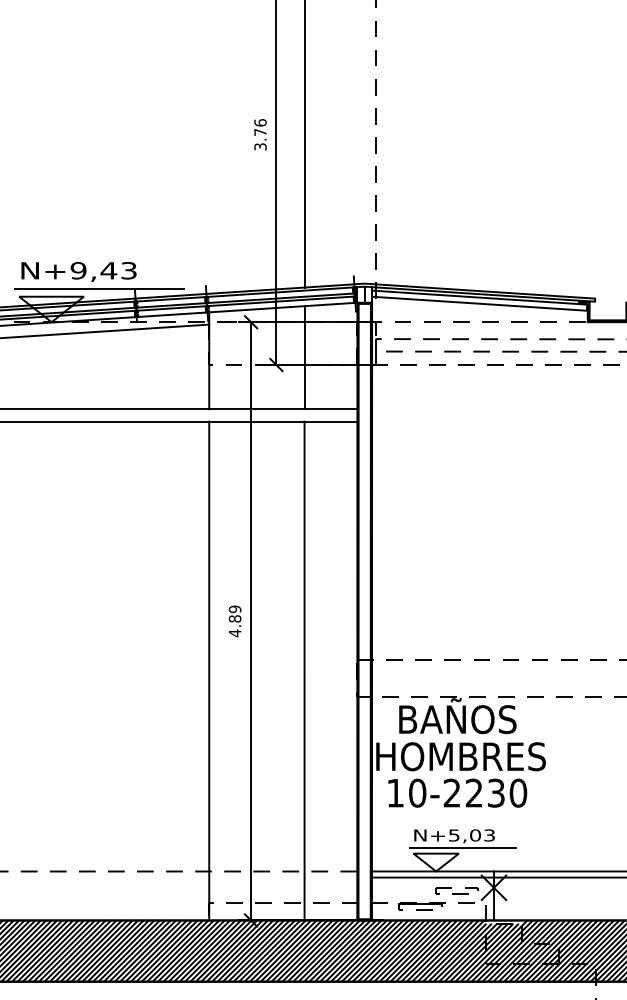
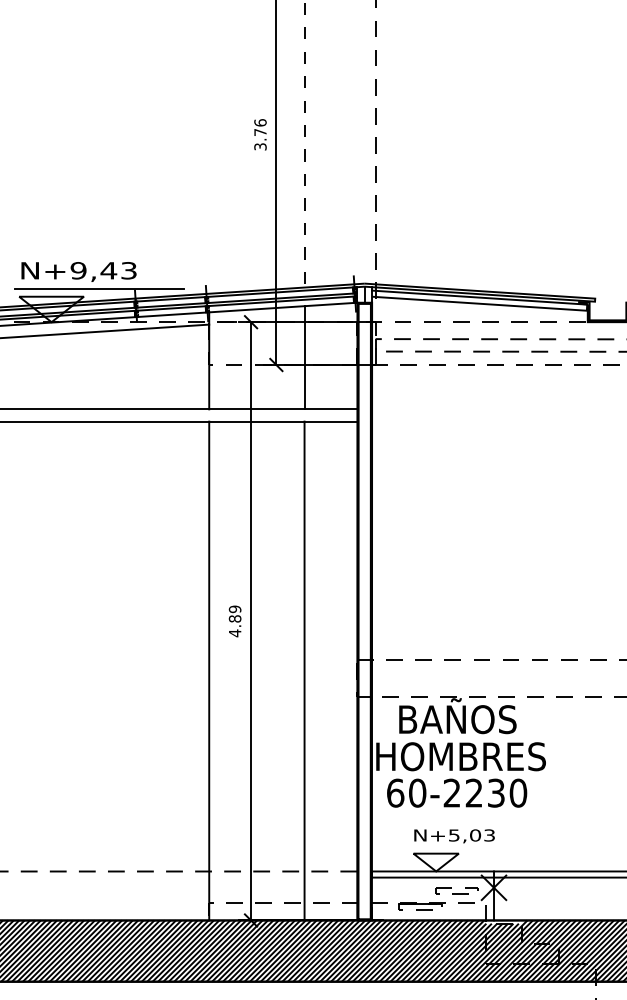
line: solid -> dashed (304, 144)
text: 10-2230 -> 60-2230 (395, 792)
line: present -> none (463, 848)
